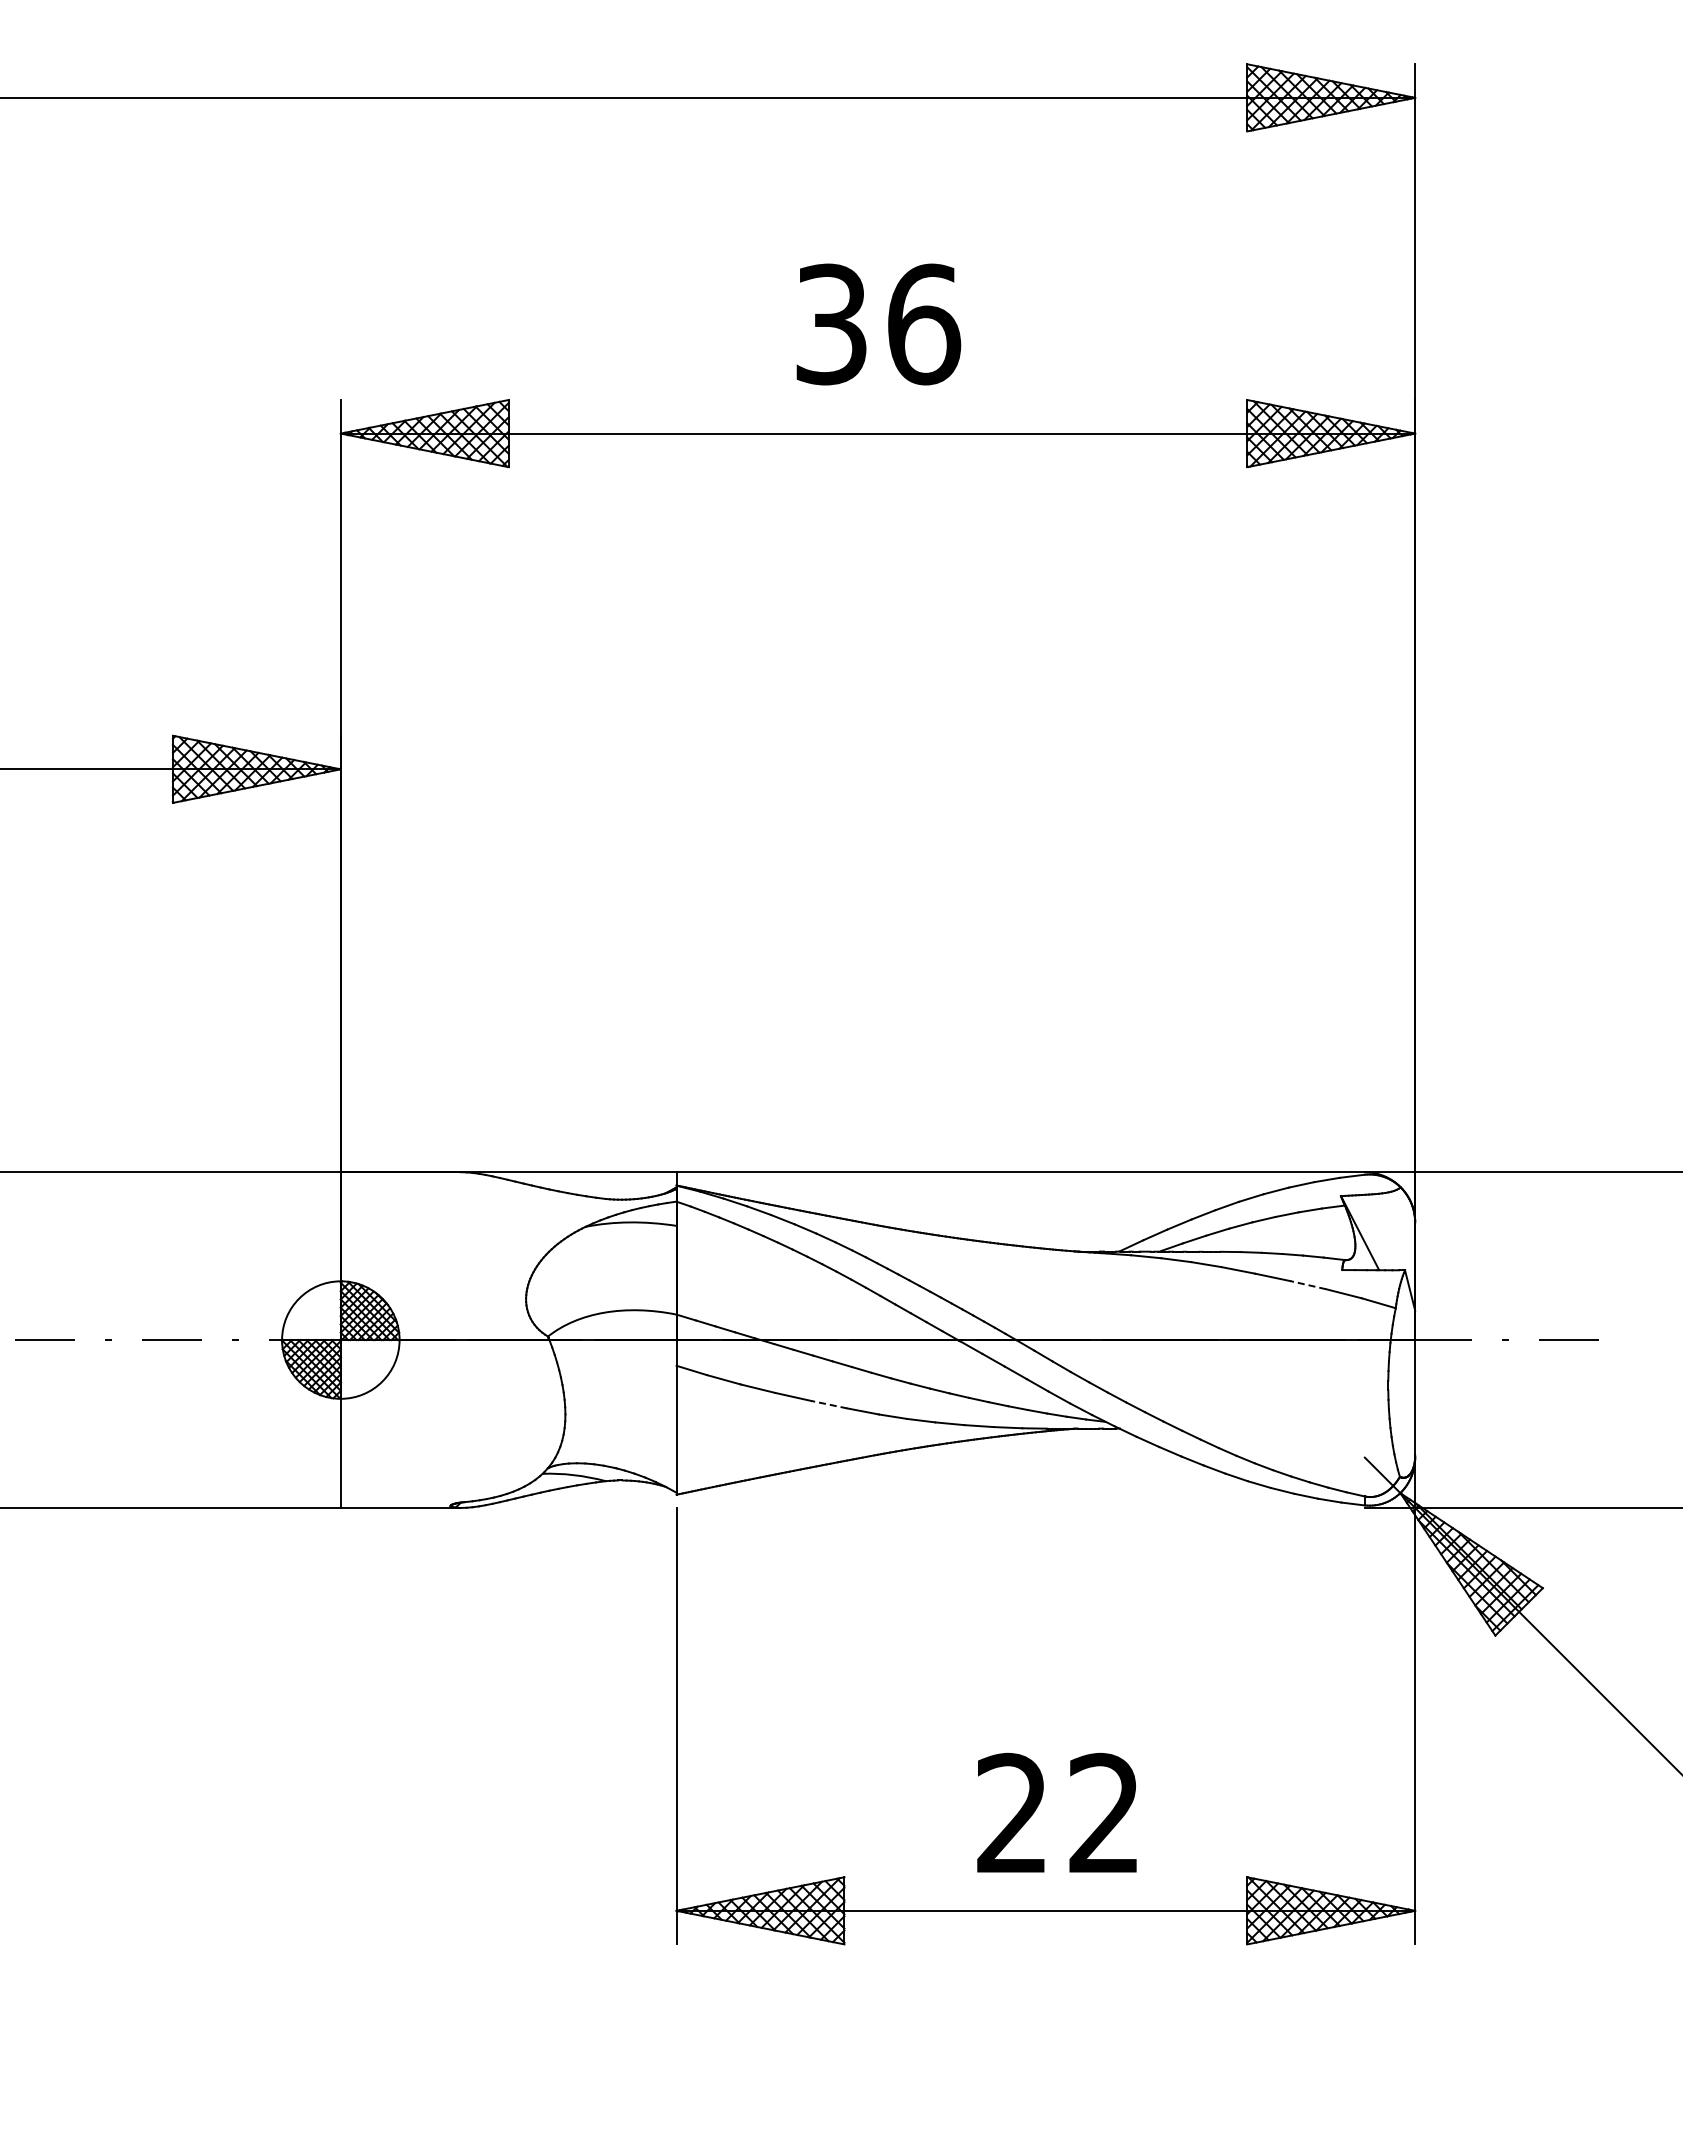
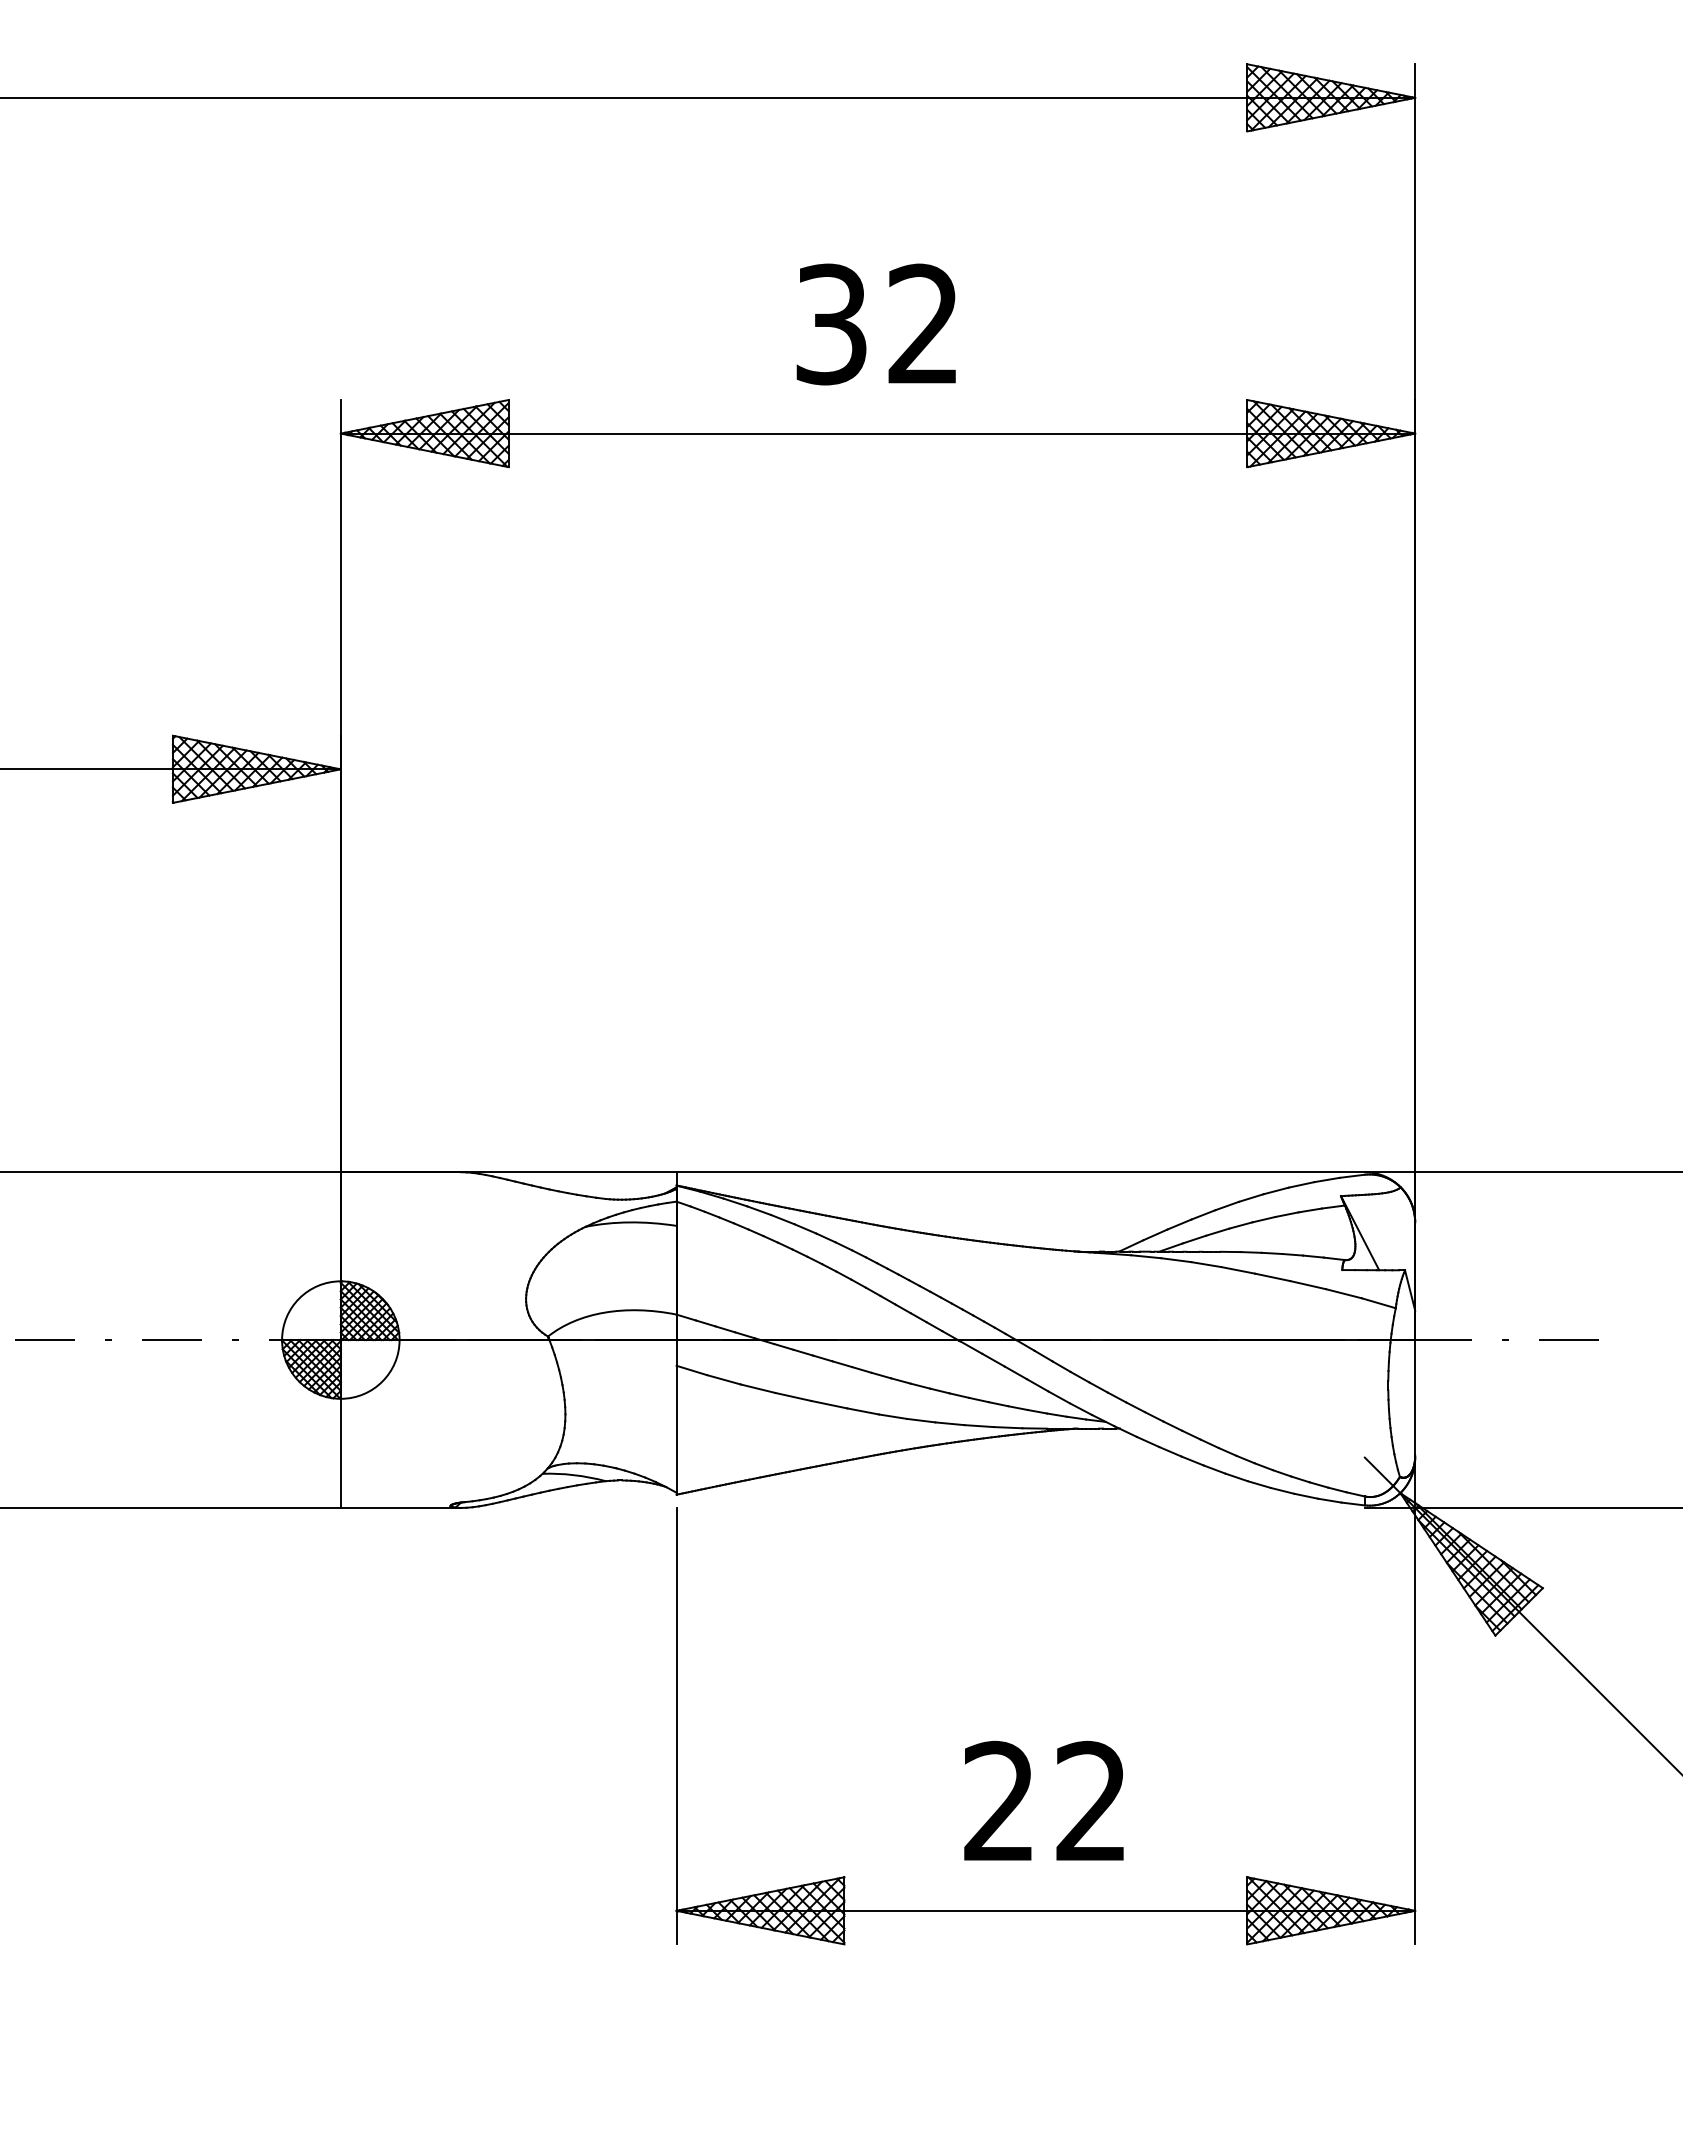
text: 36 -> 32 (924, 324)
line: dashed -> solid (1307, 1285)
line: dashed -> solid (828, 1404)
text position: (1056, 1812) -> (1043, 1800) (1043, 1800)
